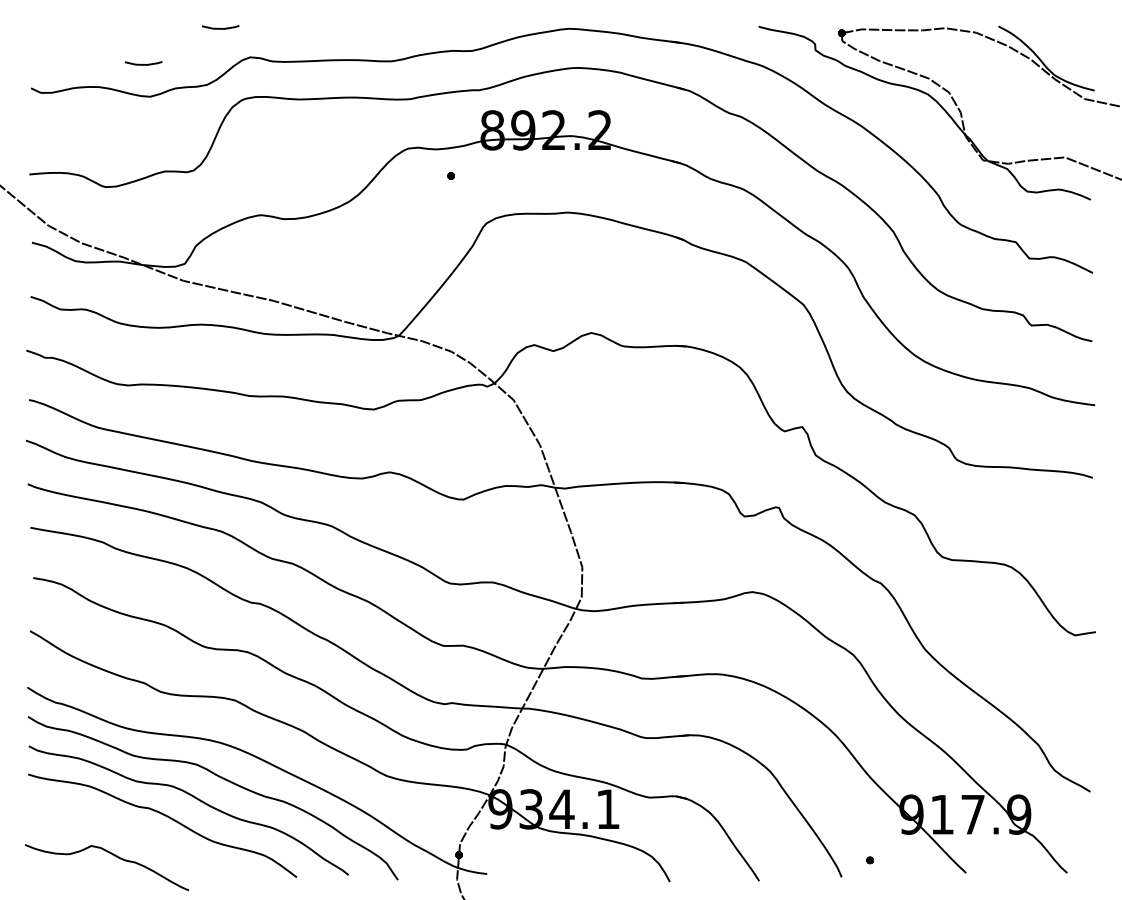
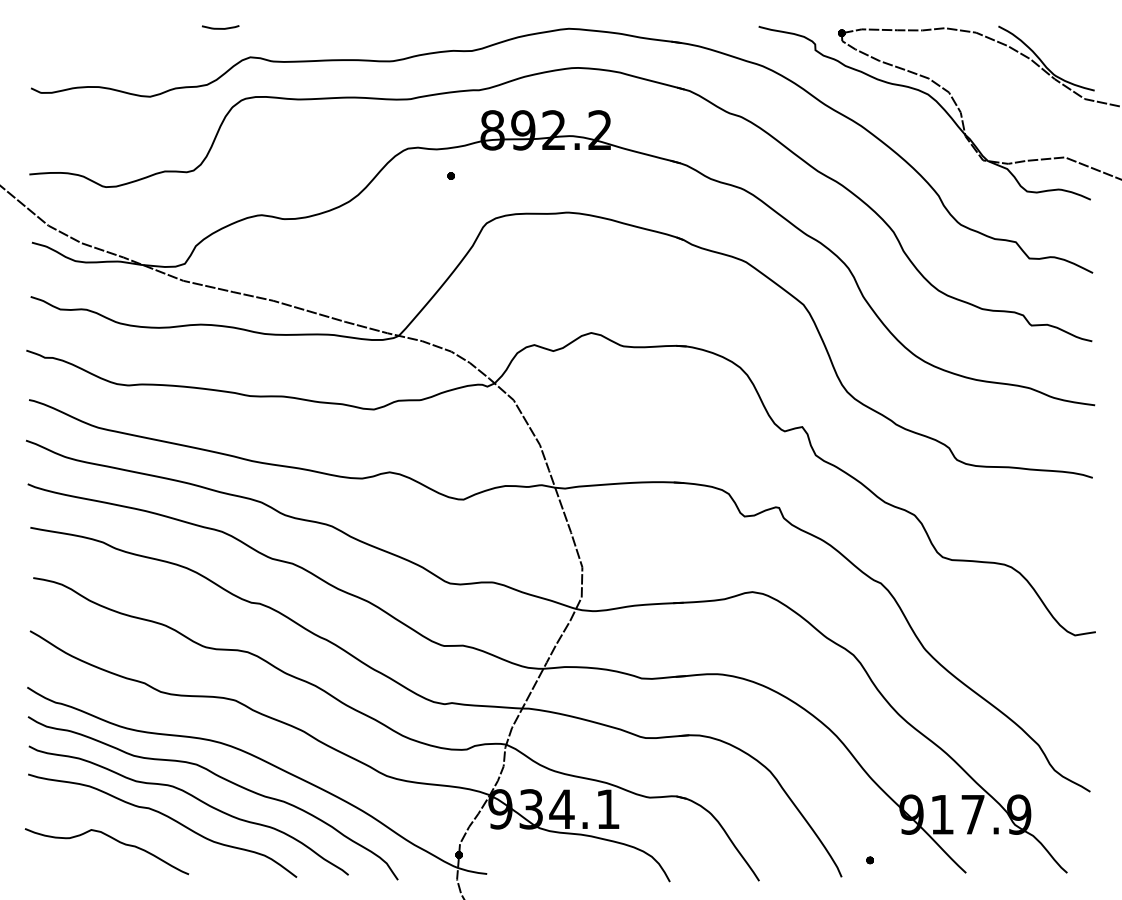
curve: present -> none (143, 64)
curve position: (112, 855) -> (112, 839) (112, 839)
